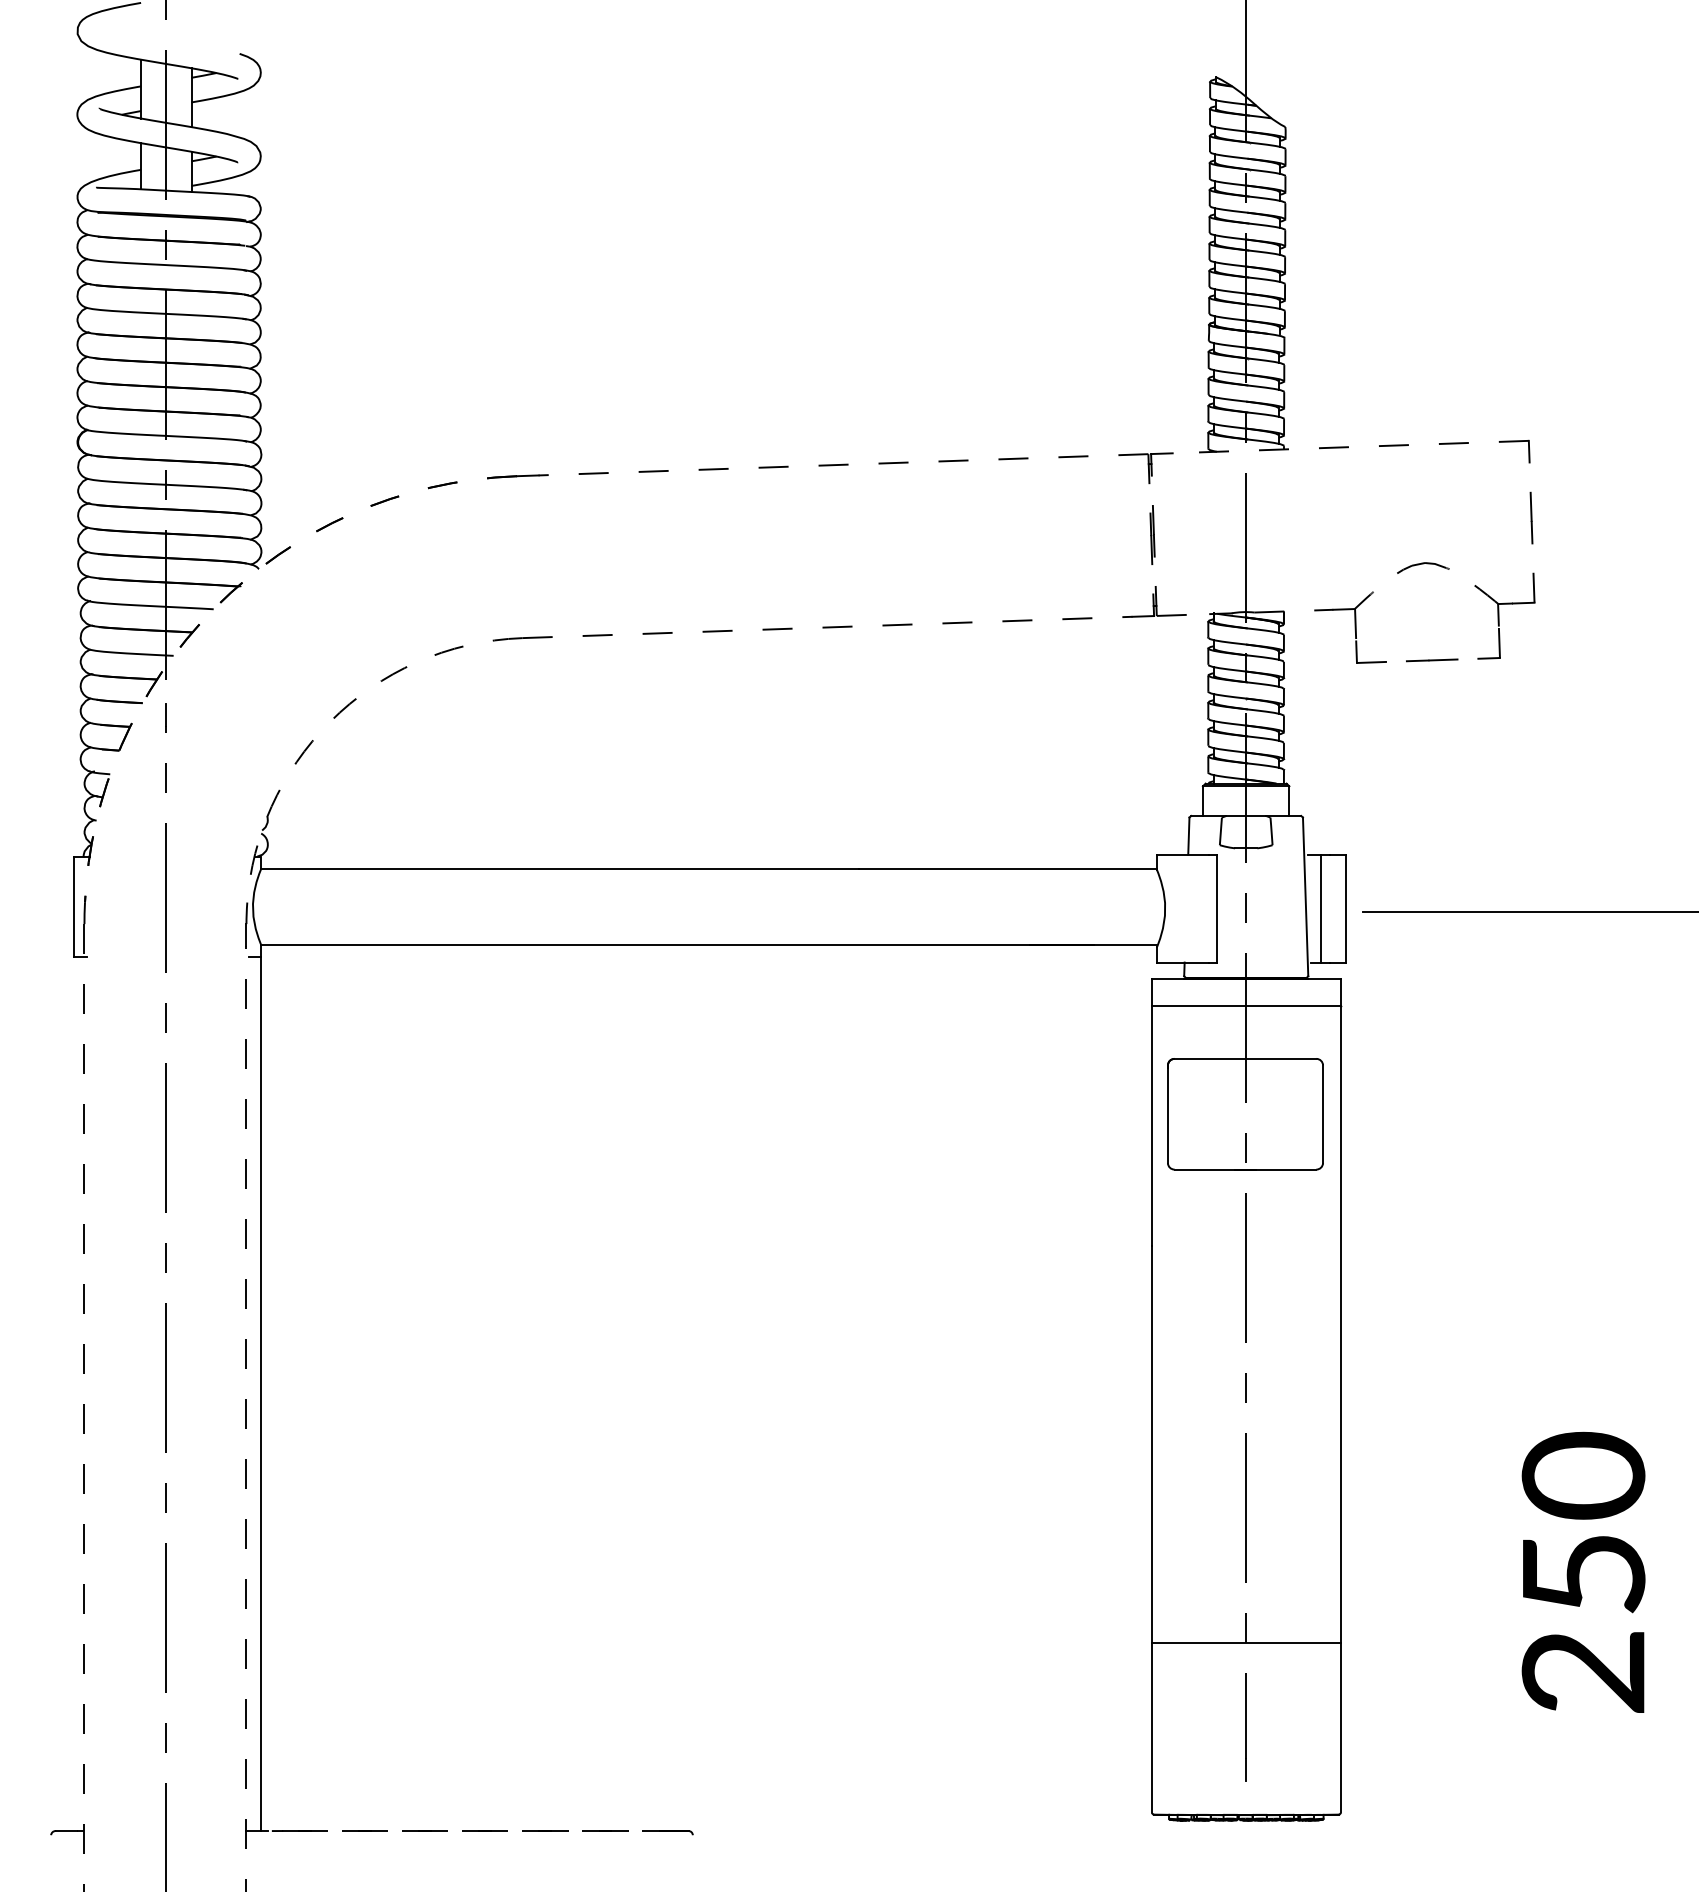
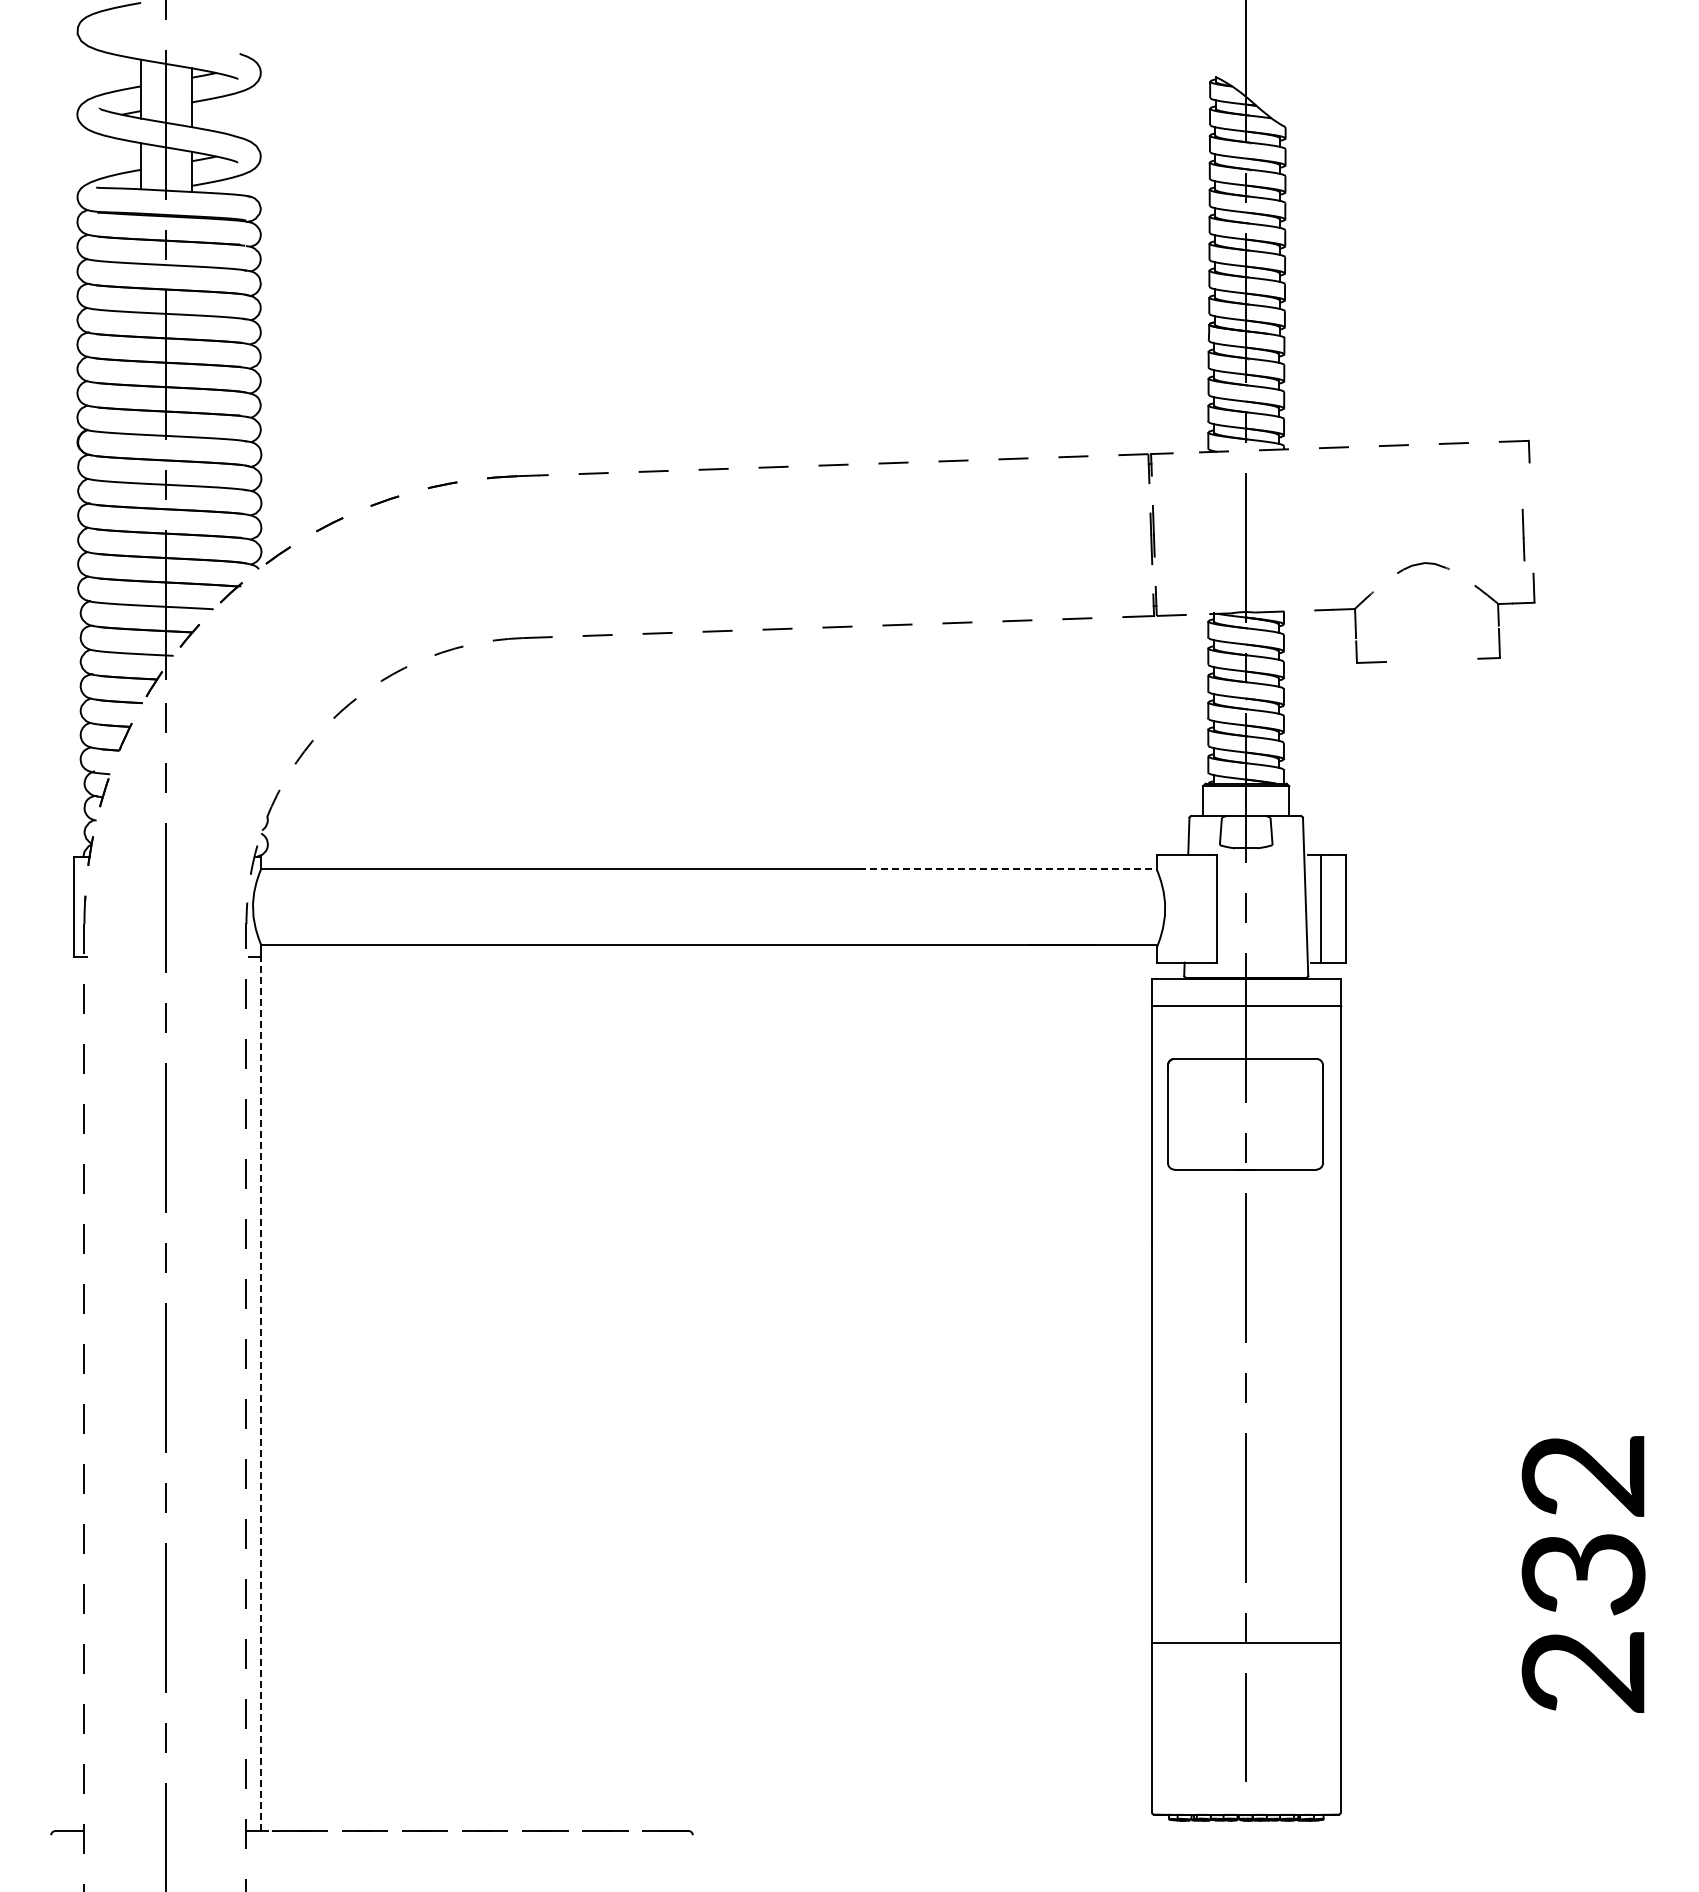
line position: (1531, 517) -> (1523, 534) (1523, 534)
line: present -> none (1432, 660)
line: solid -> dashed (1008, 869)
line: present -> none (1529, 911)
line: solid -> dashed (261, 1393)
text: 250 -> 232 (1583, 1523)
